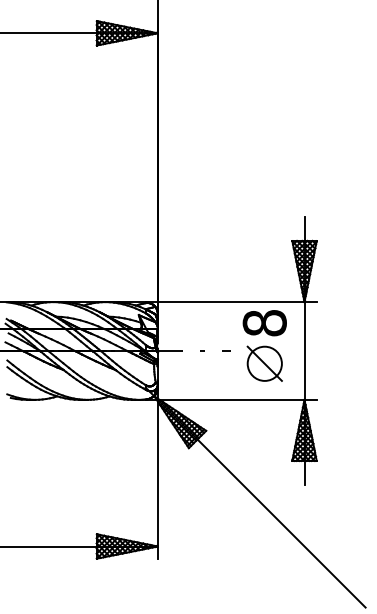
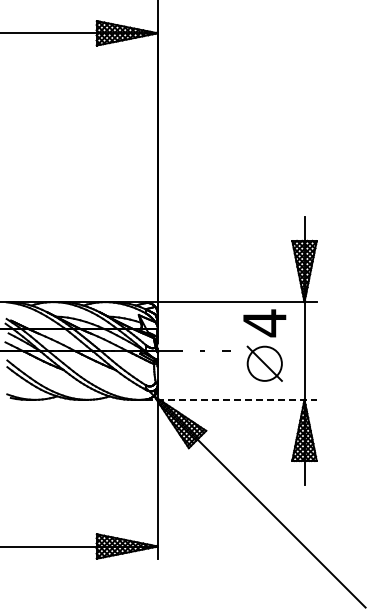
text: 8 -> 4 (264, 323)
line: solid -> dashed (231, 399)
